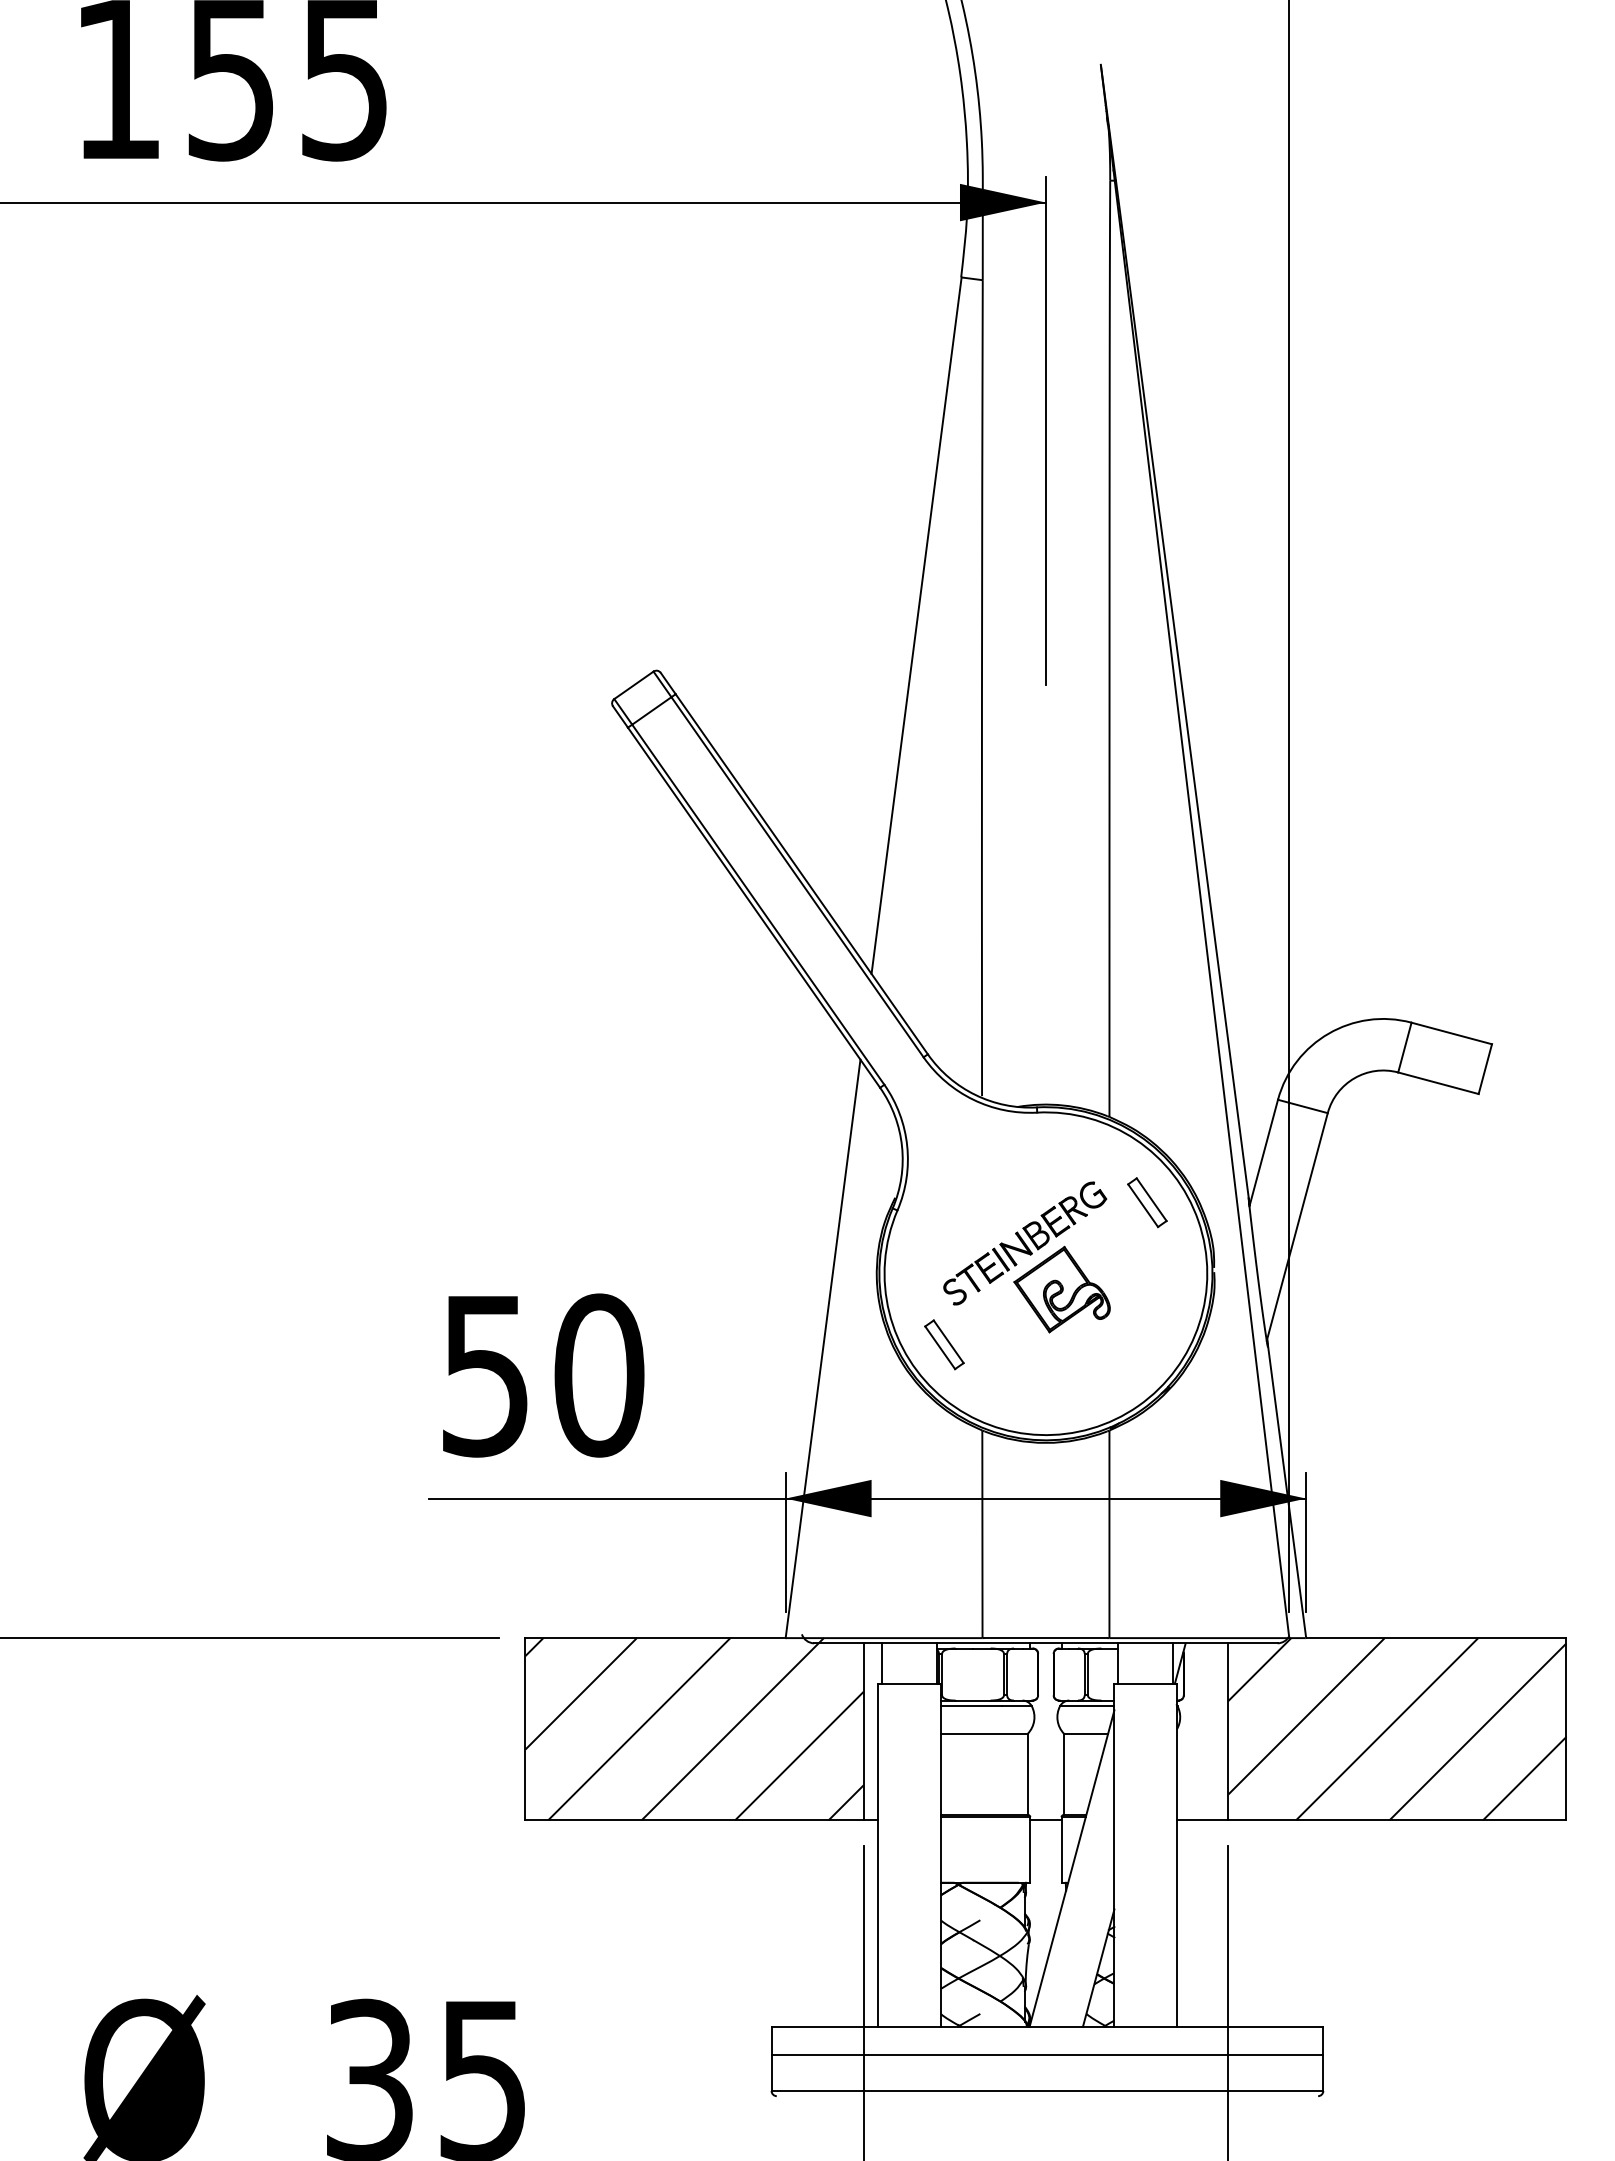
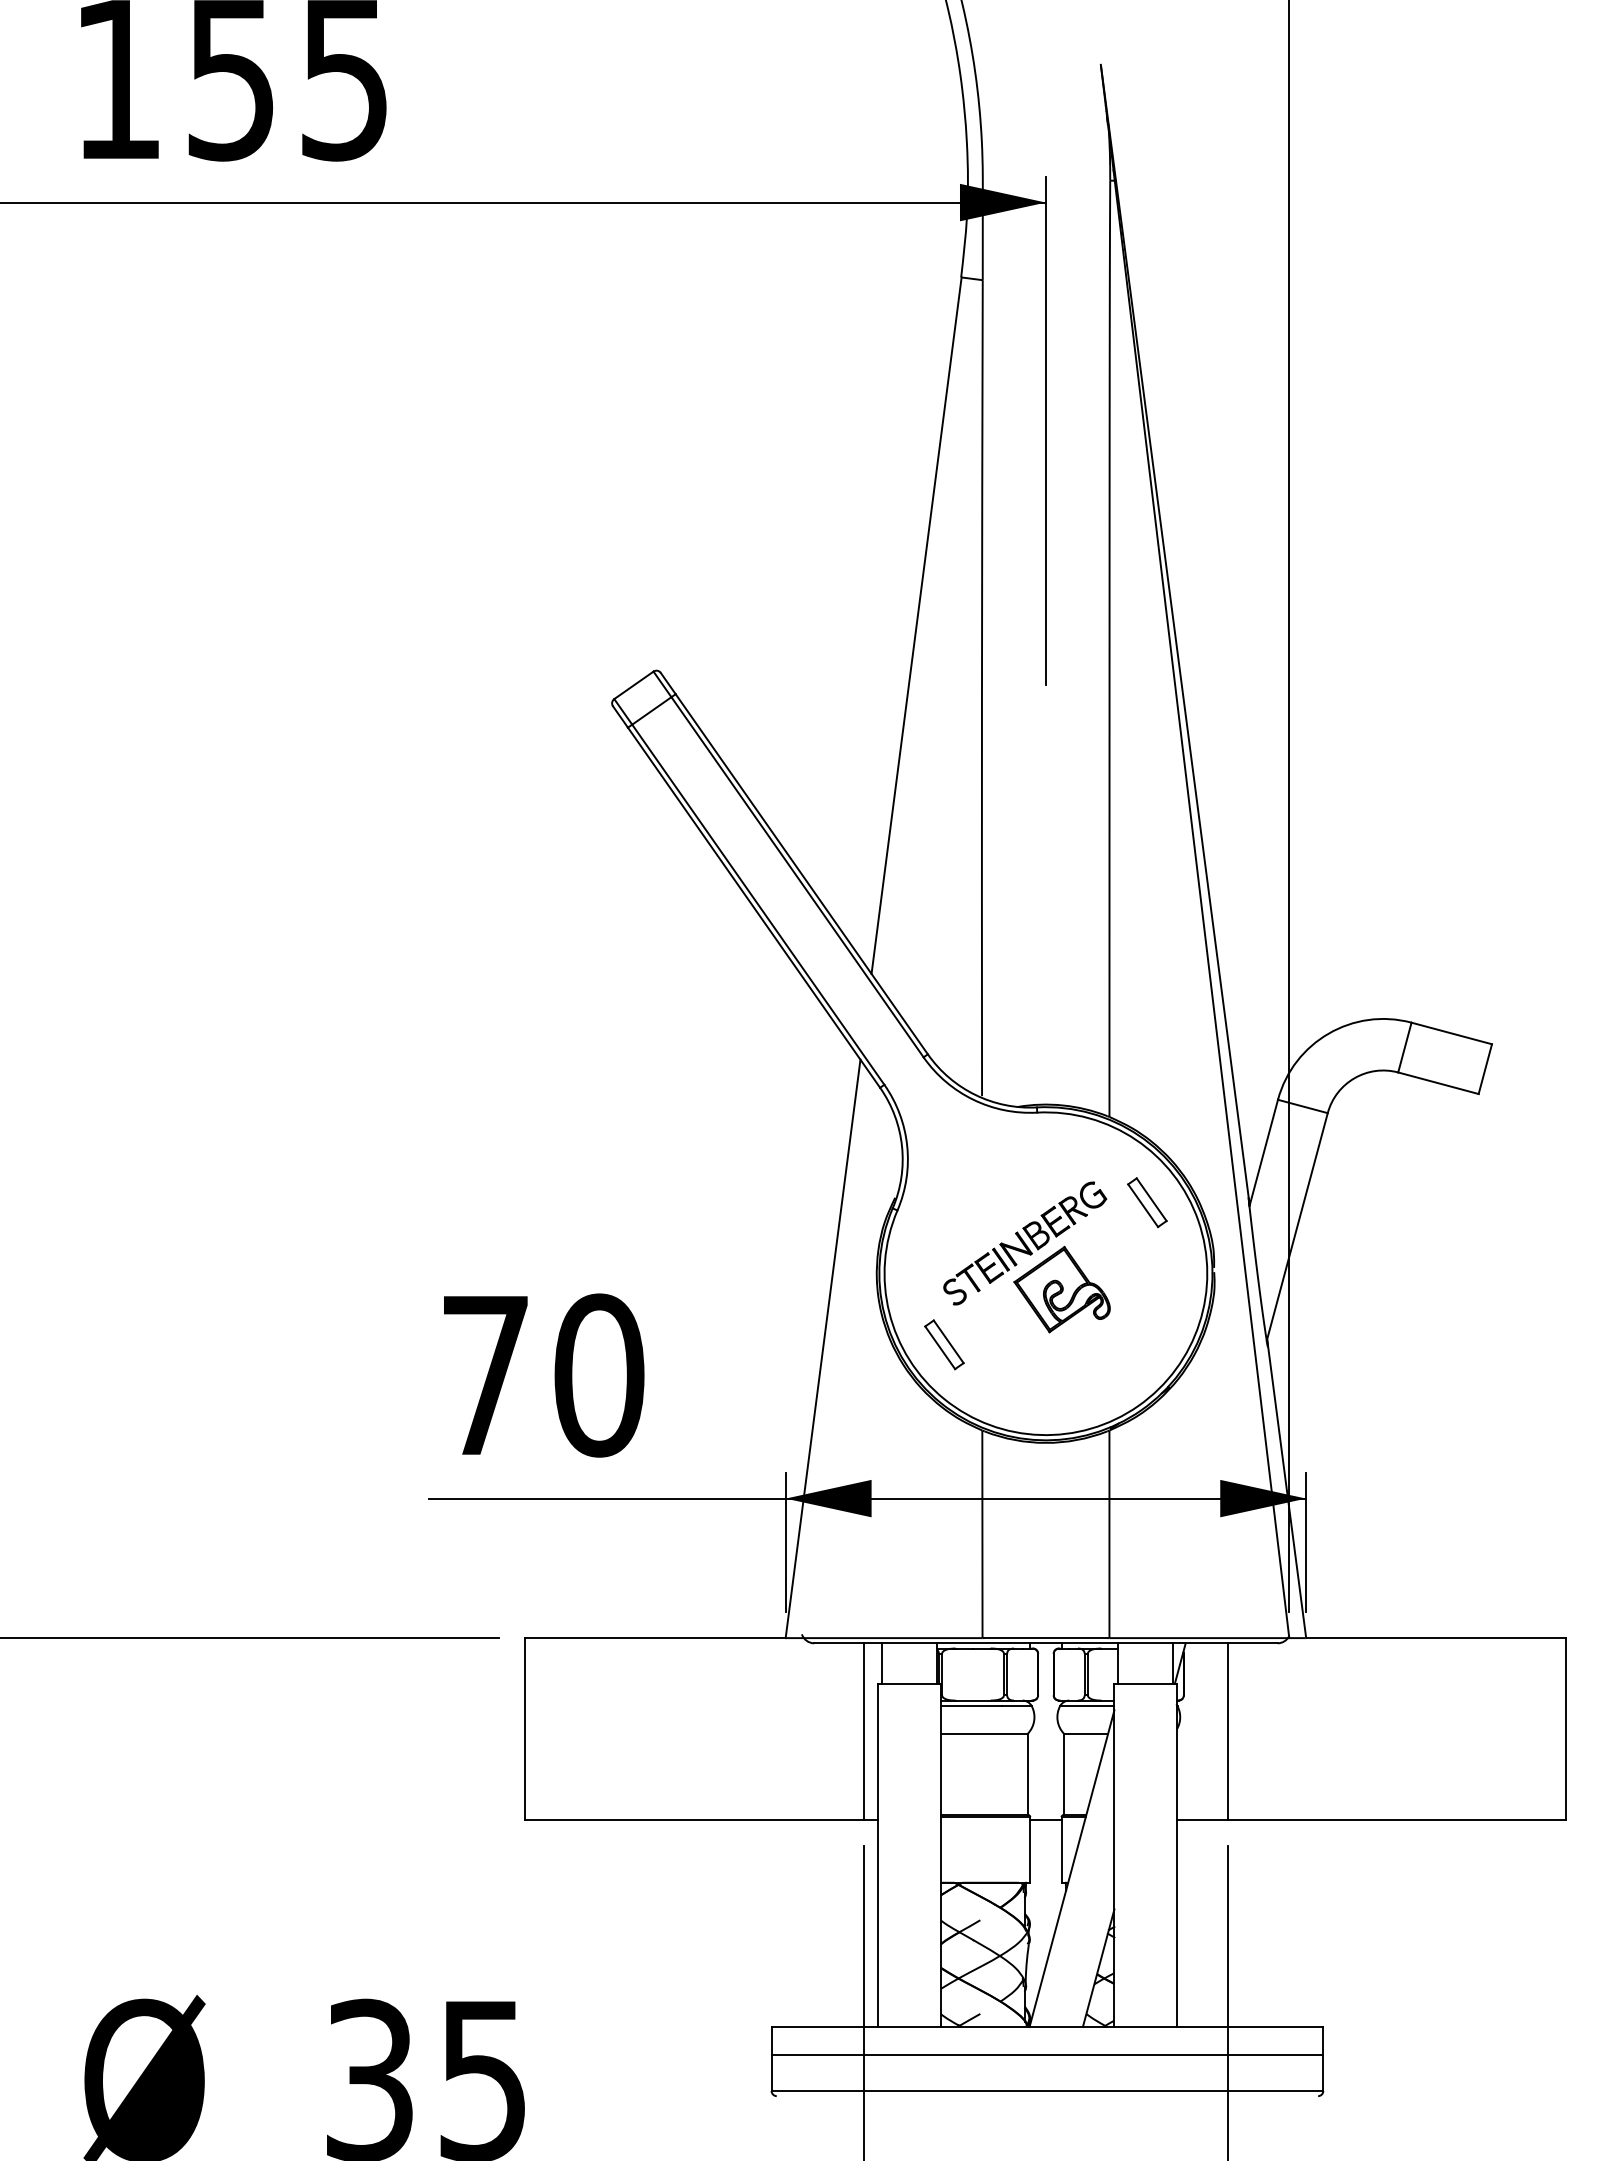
text: 50 -> 70 (485, 1376)
hatch: present -> none (694, 1729)
hatch: present -> none (1397, 1729)
